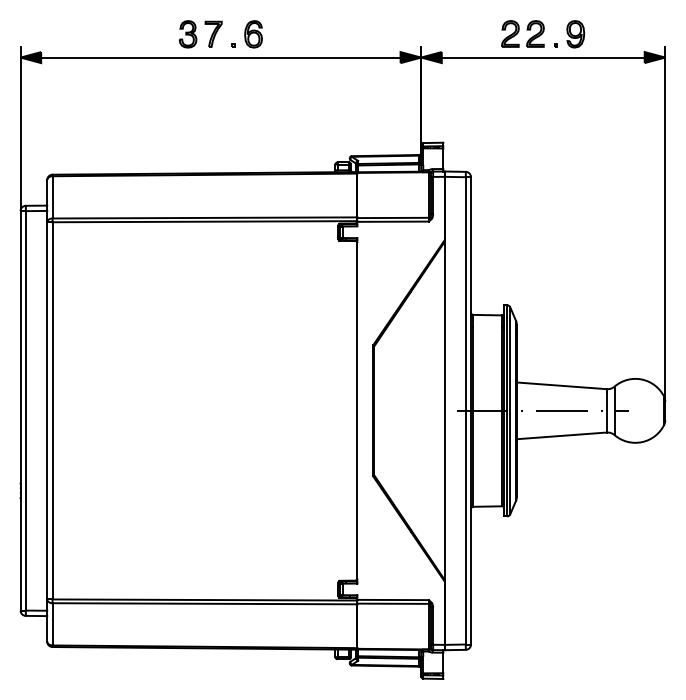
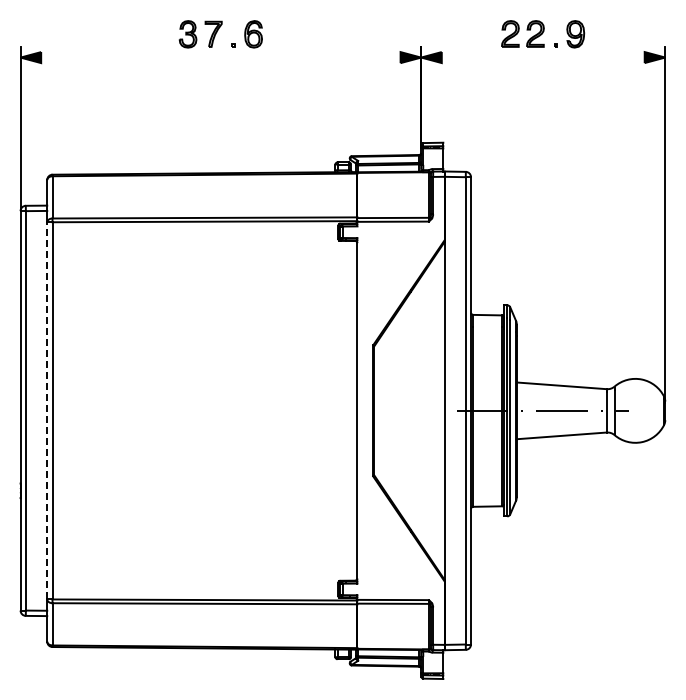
line: present -> none (220, 57)
line: present -> none (542, 57)
line: solid -> dashed (47, 410)
